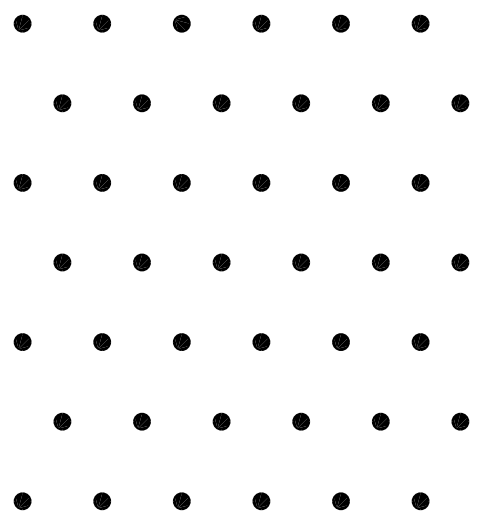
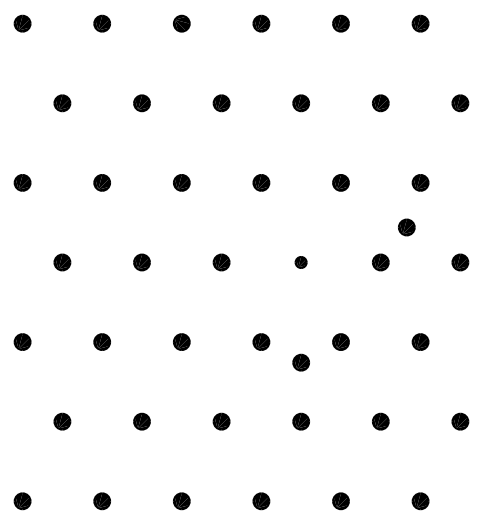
part: none -> present (406, 227)
part size: 18x19 px -> 14x13 px (300, 262)
part: none -> present (300, 362)
